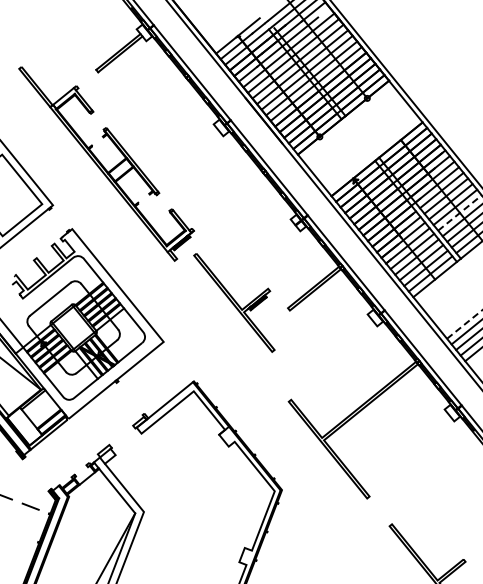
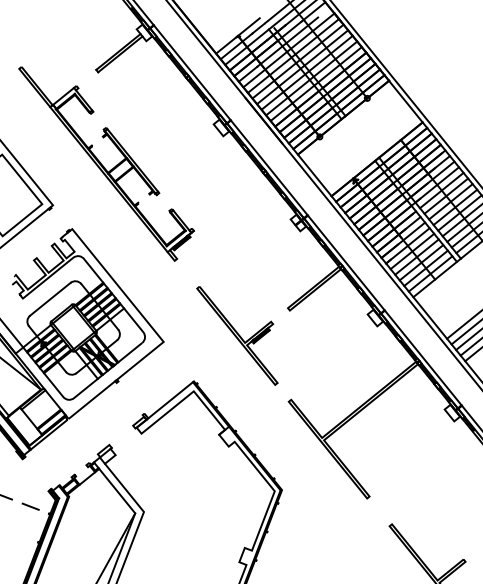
line: dashed -> solid (460, 212)
part position: (234, 302) -> (237, 335) (237, 335)
line: dashed -> solid (464, 324)
